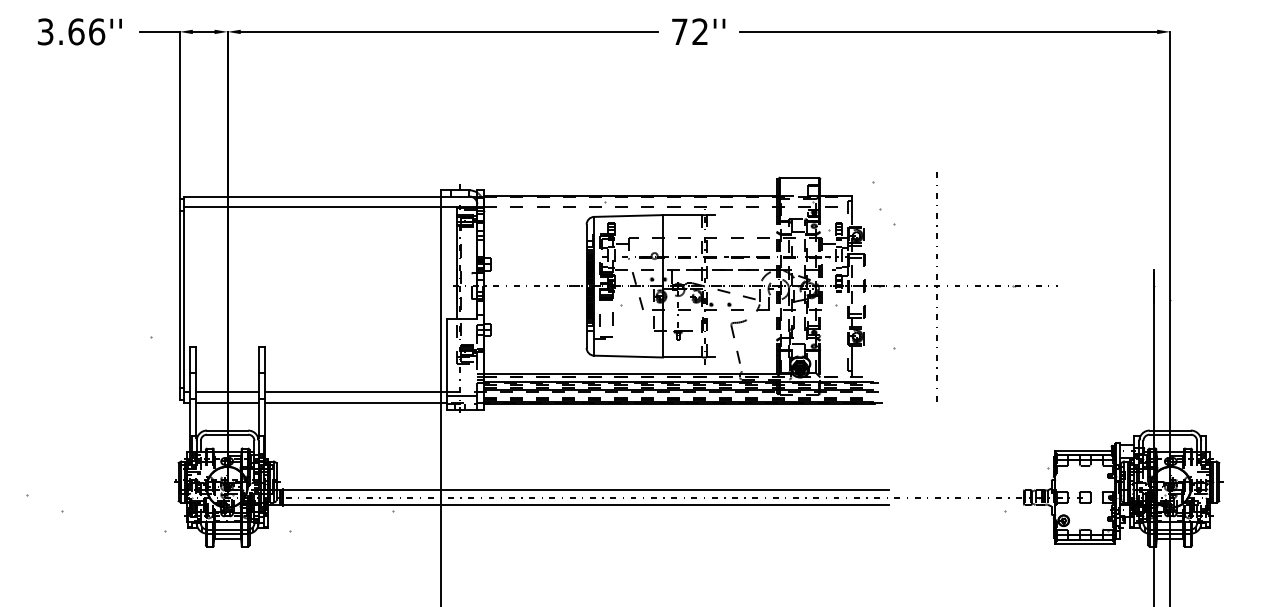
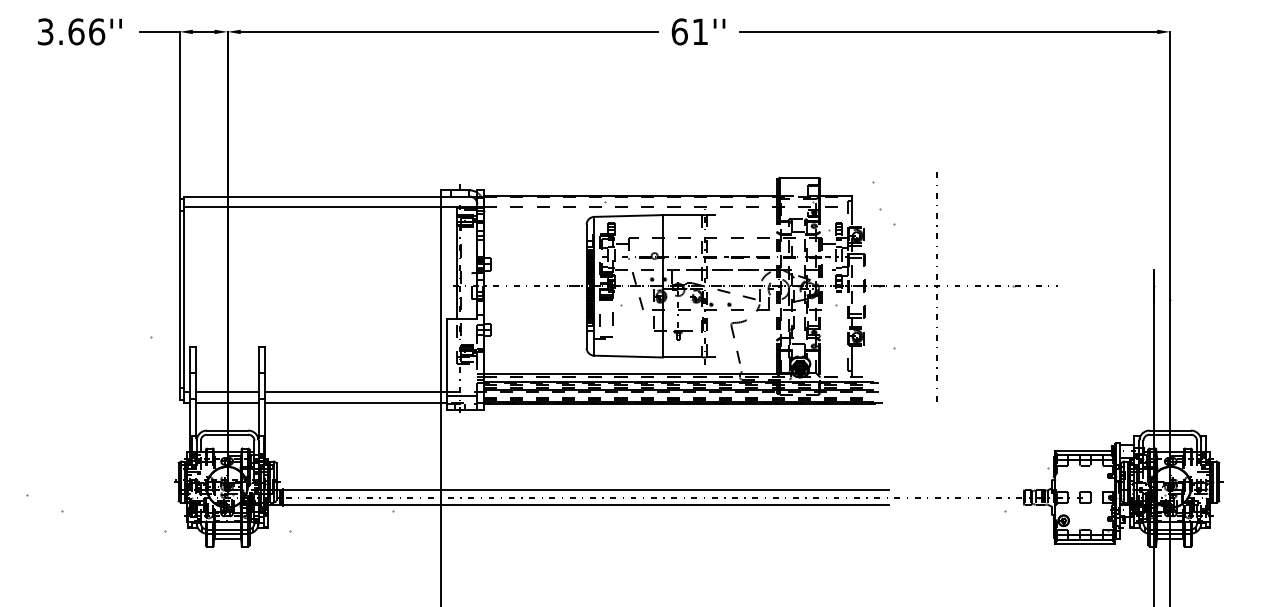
text: 72'' -> 61'' (689, 31)
